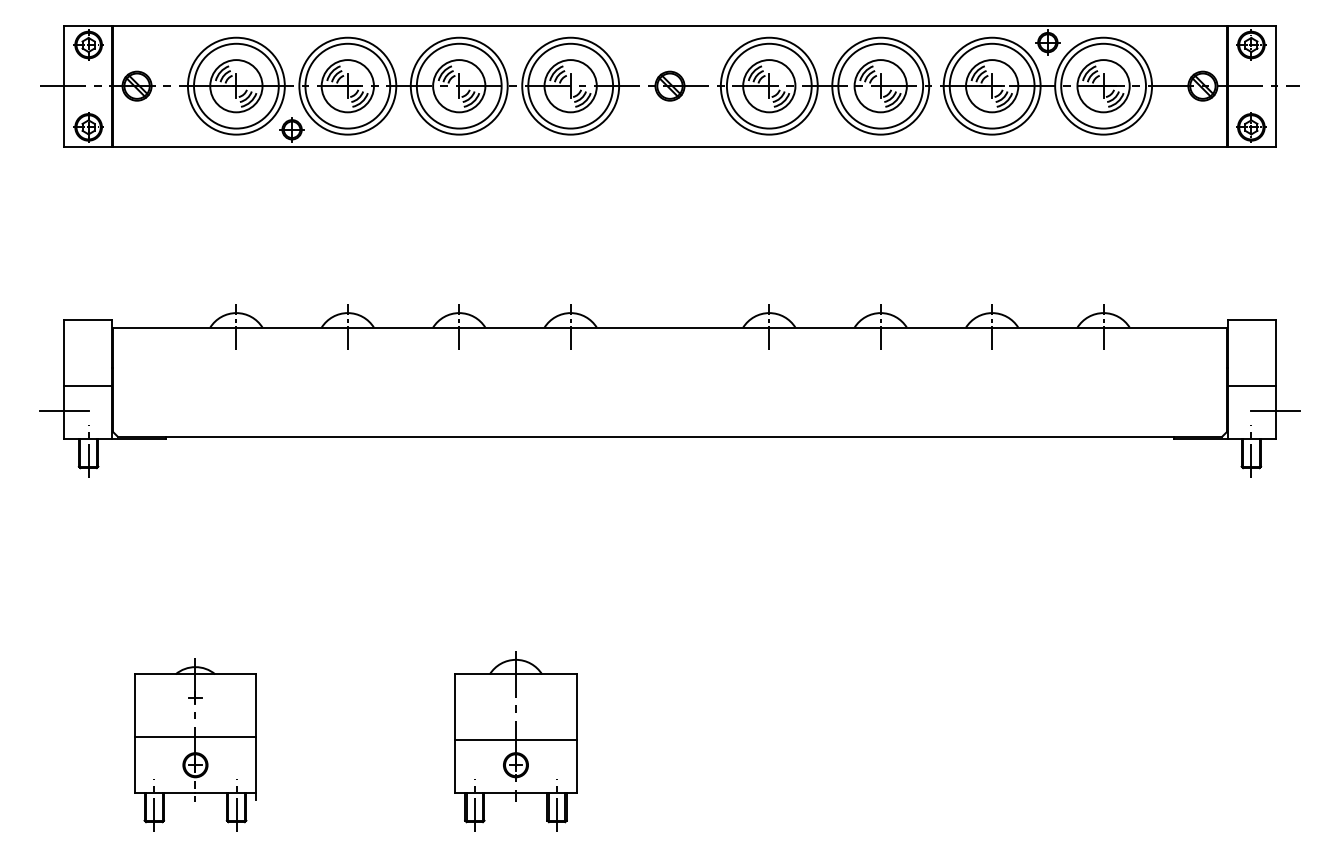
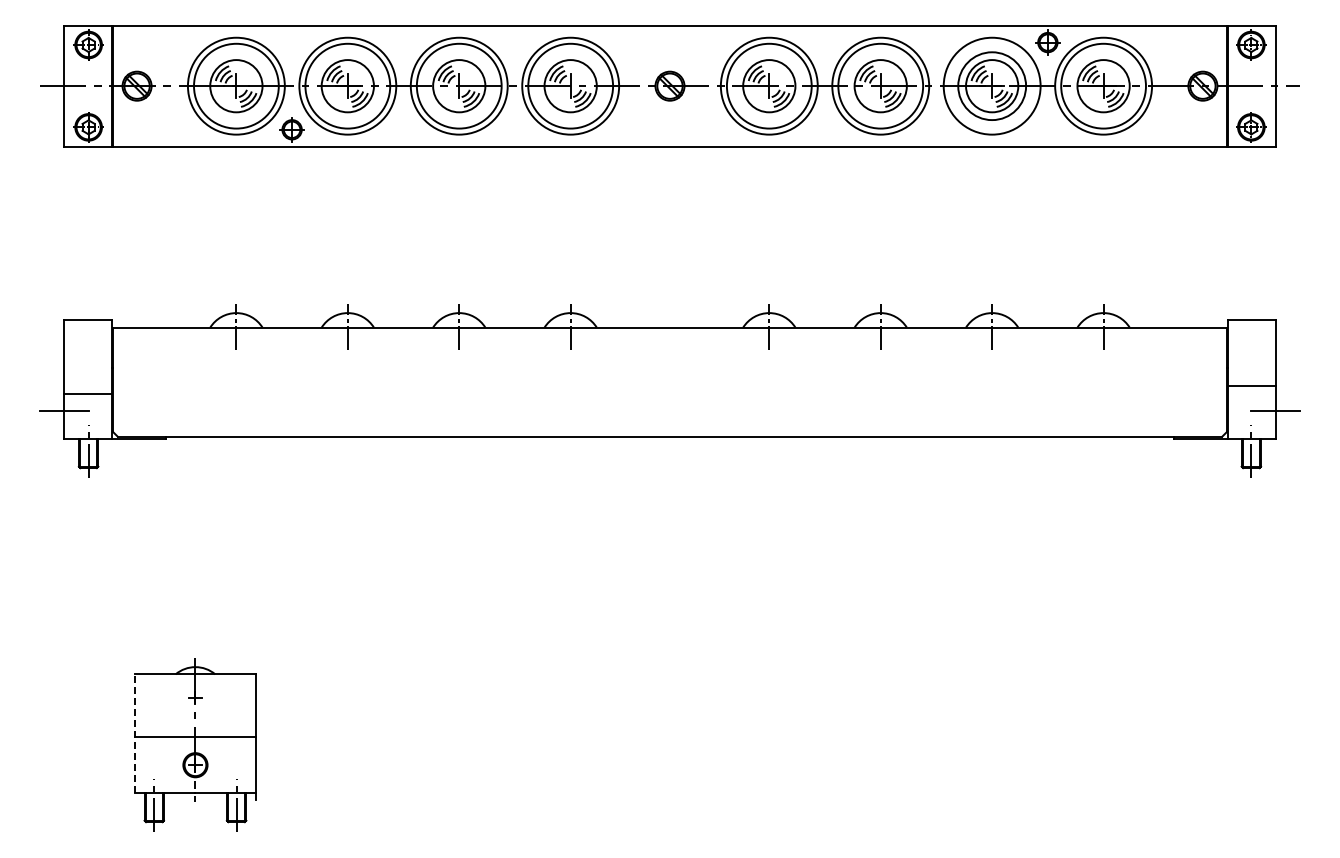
circle diameter: 85 px -> 68 px (992, 86)
line position: (87, 385) -> (87, 393) (87, 393)
line: solid -> dashed (134, 733)
part: present -> none (515, 741)
